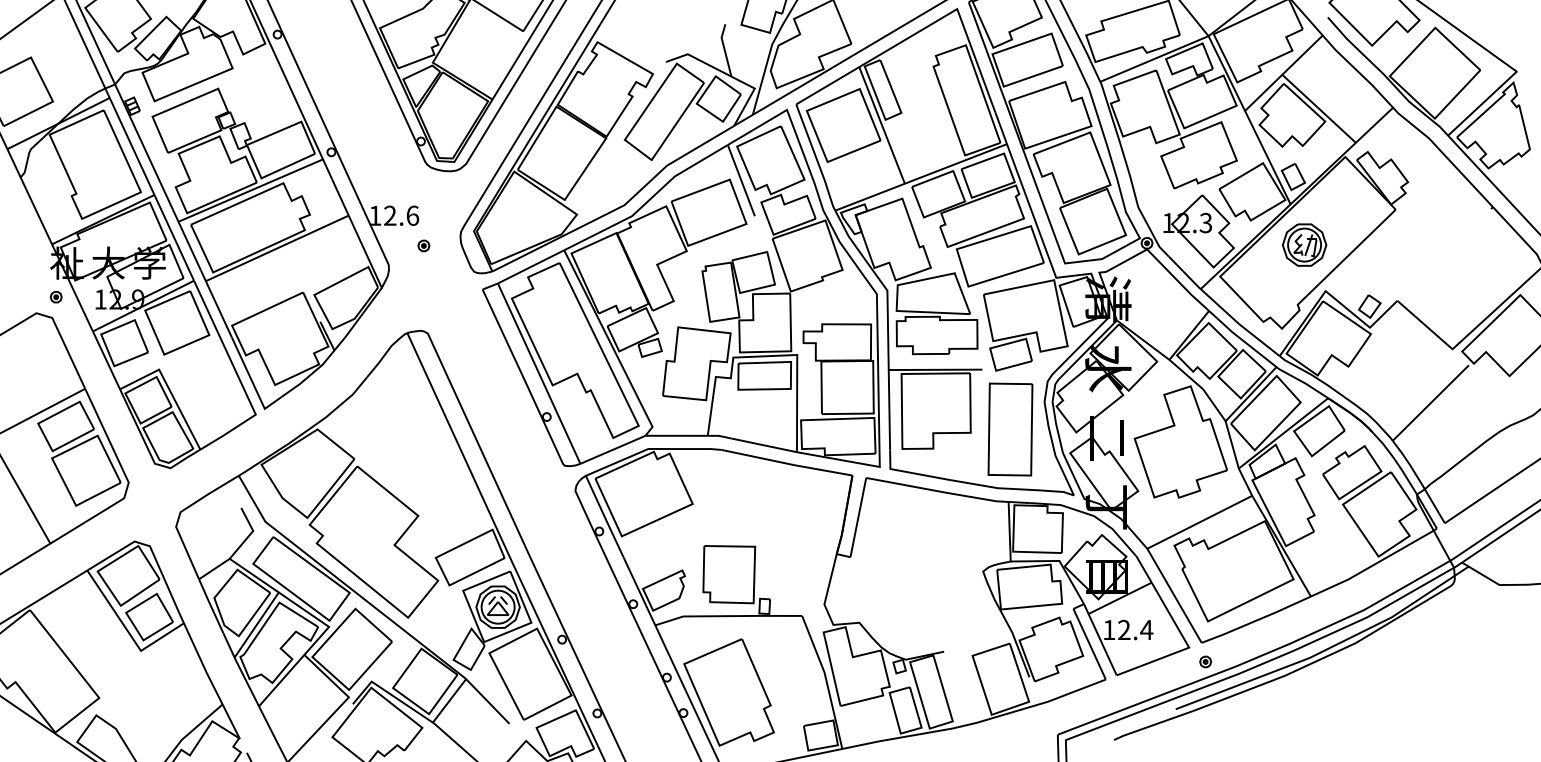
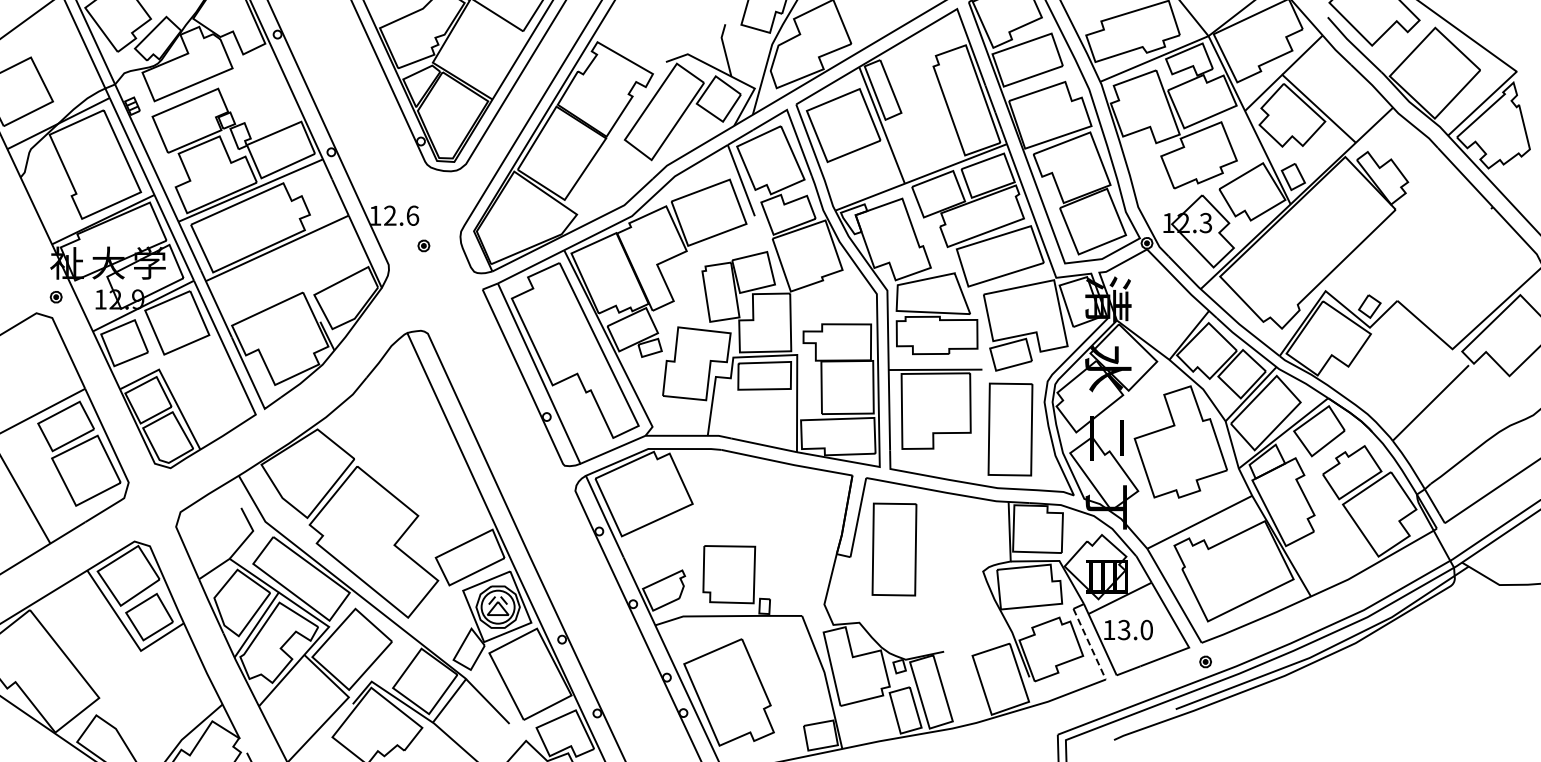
part: present -> none (1304, 244)
part: none -> present (894, 549)
text: 12.4 -> 13.0 (1135, 629)
line: solid -> dashed (1089, 644)
